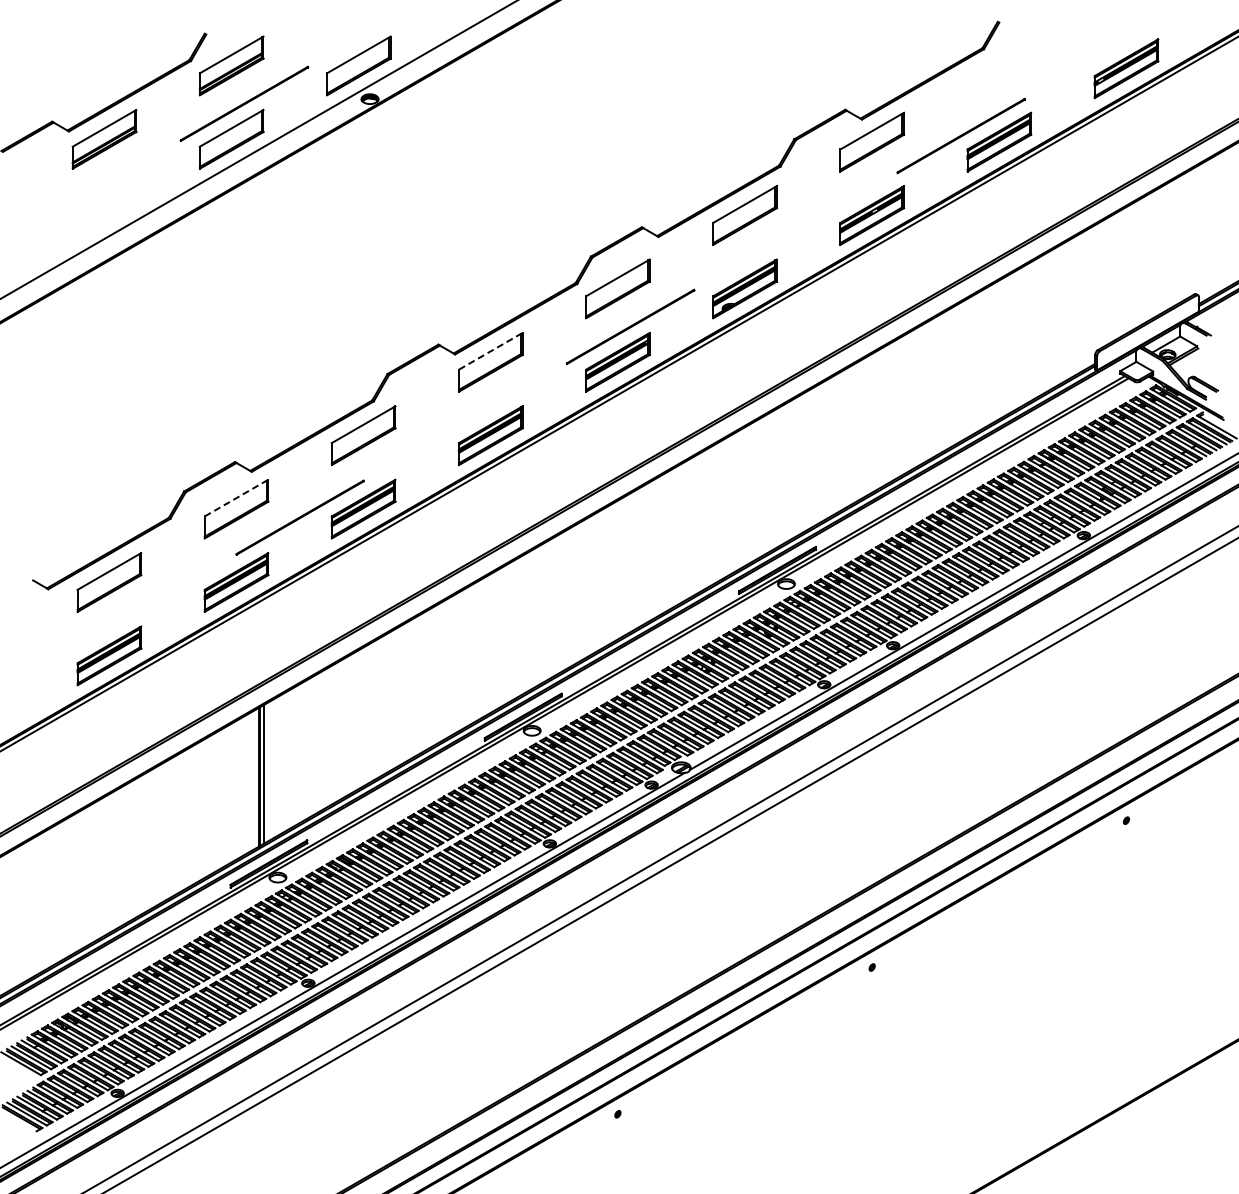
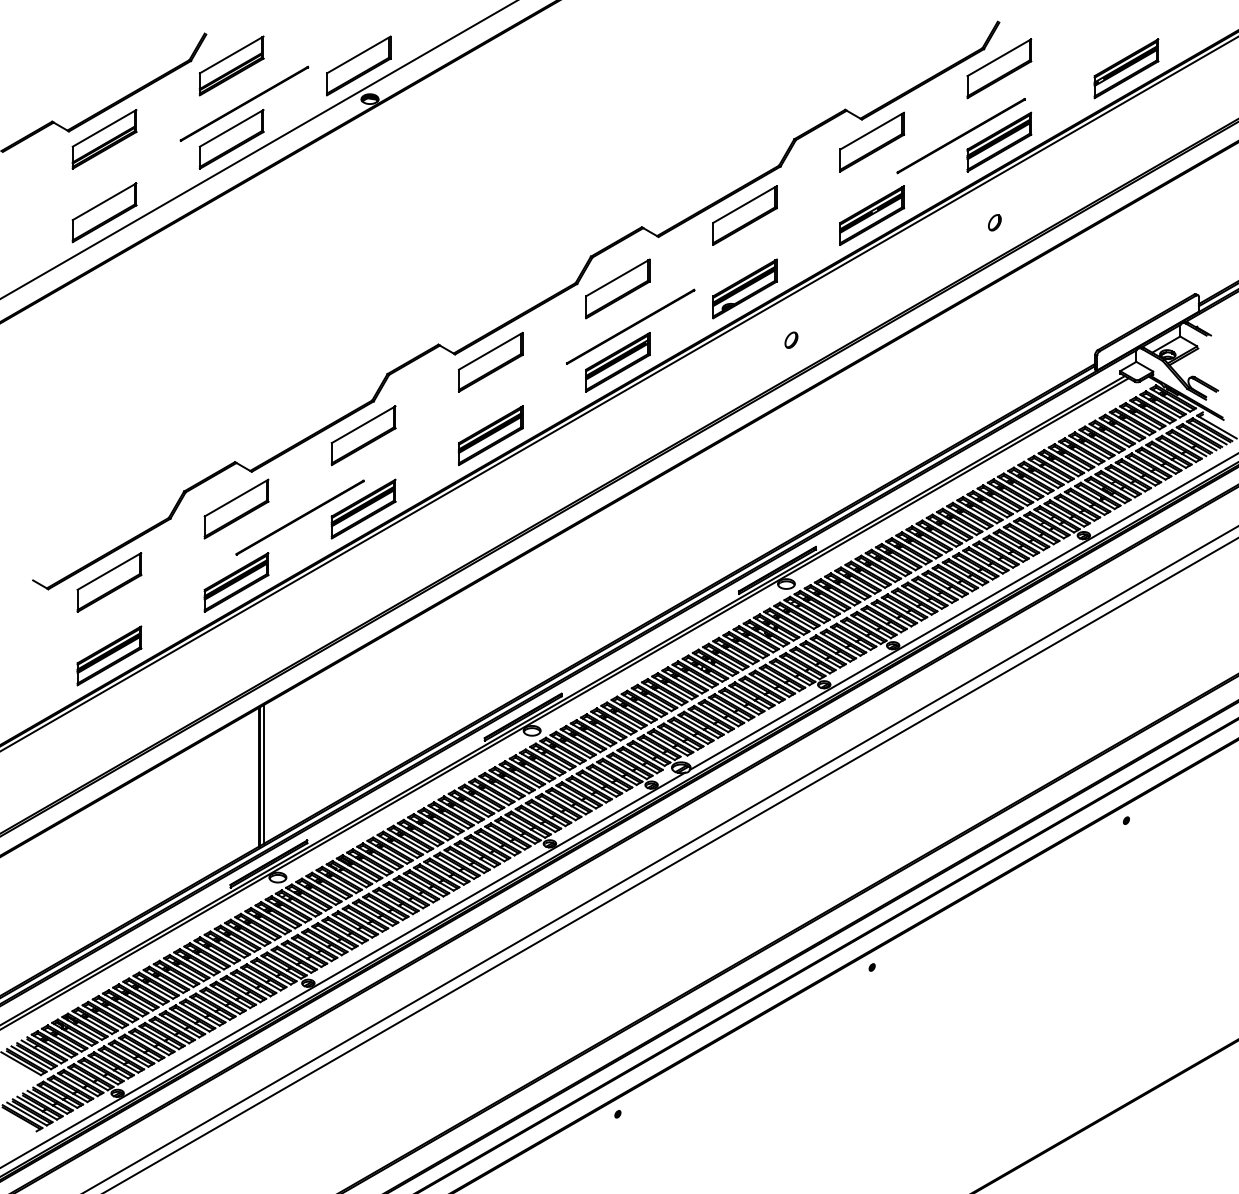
part: none -> present (999, 68)
part: none -> present (104, 212)
part: none -> present (994, 222)
part: none -> present (791, 339)
line: dashed -> solid (490, 351)
line: dashed -> solid (236, 498)
